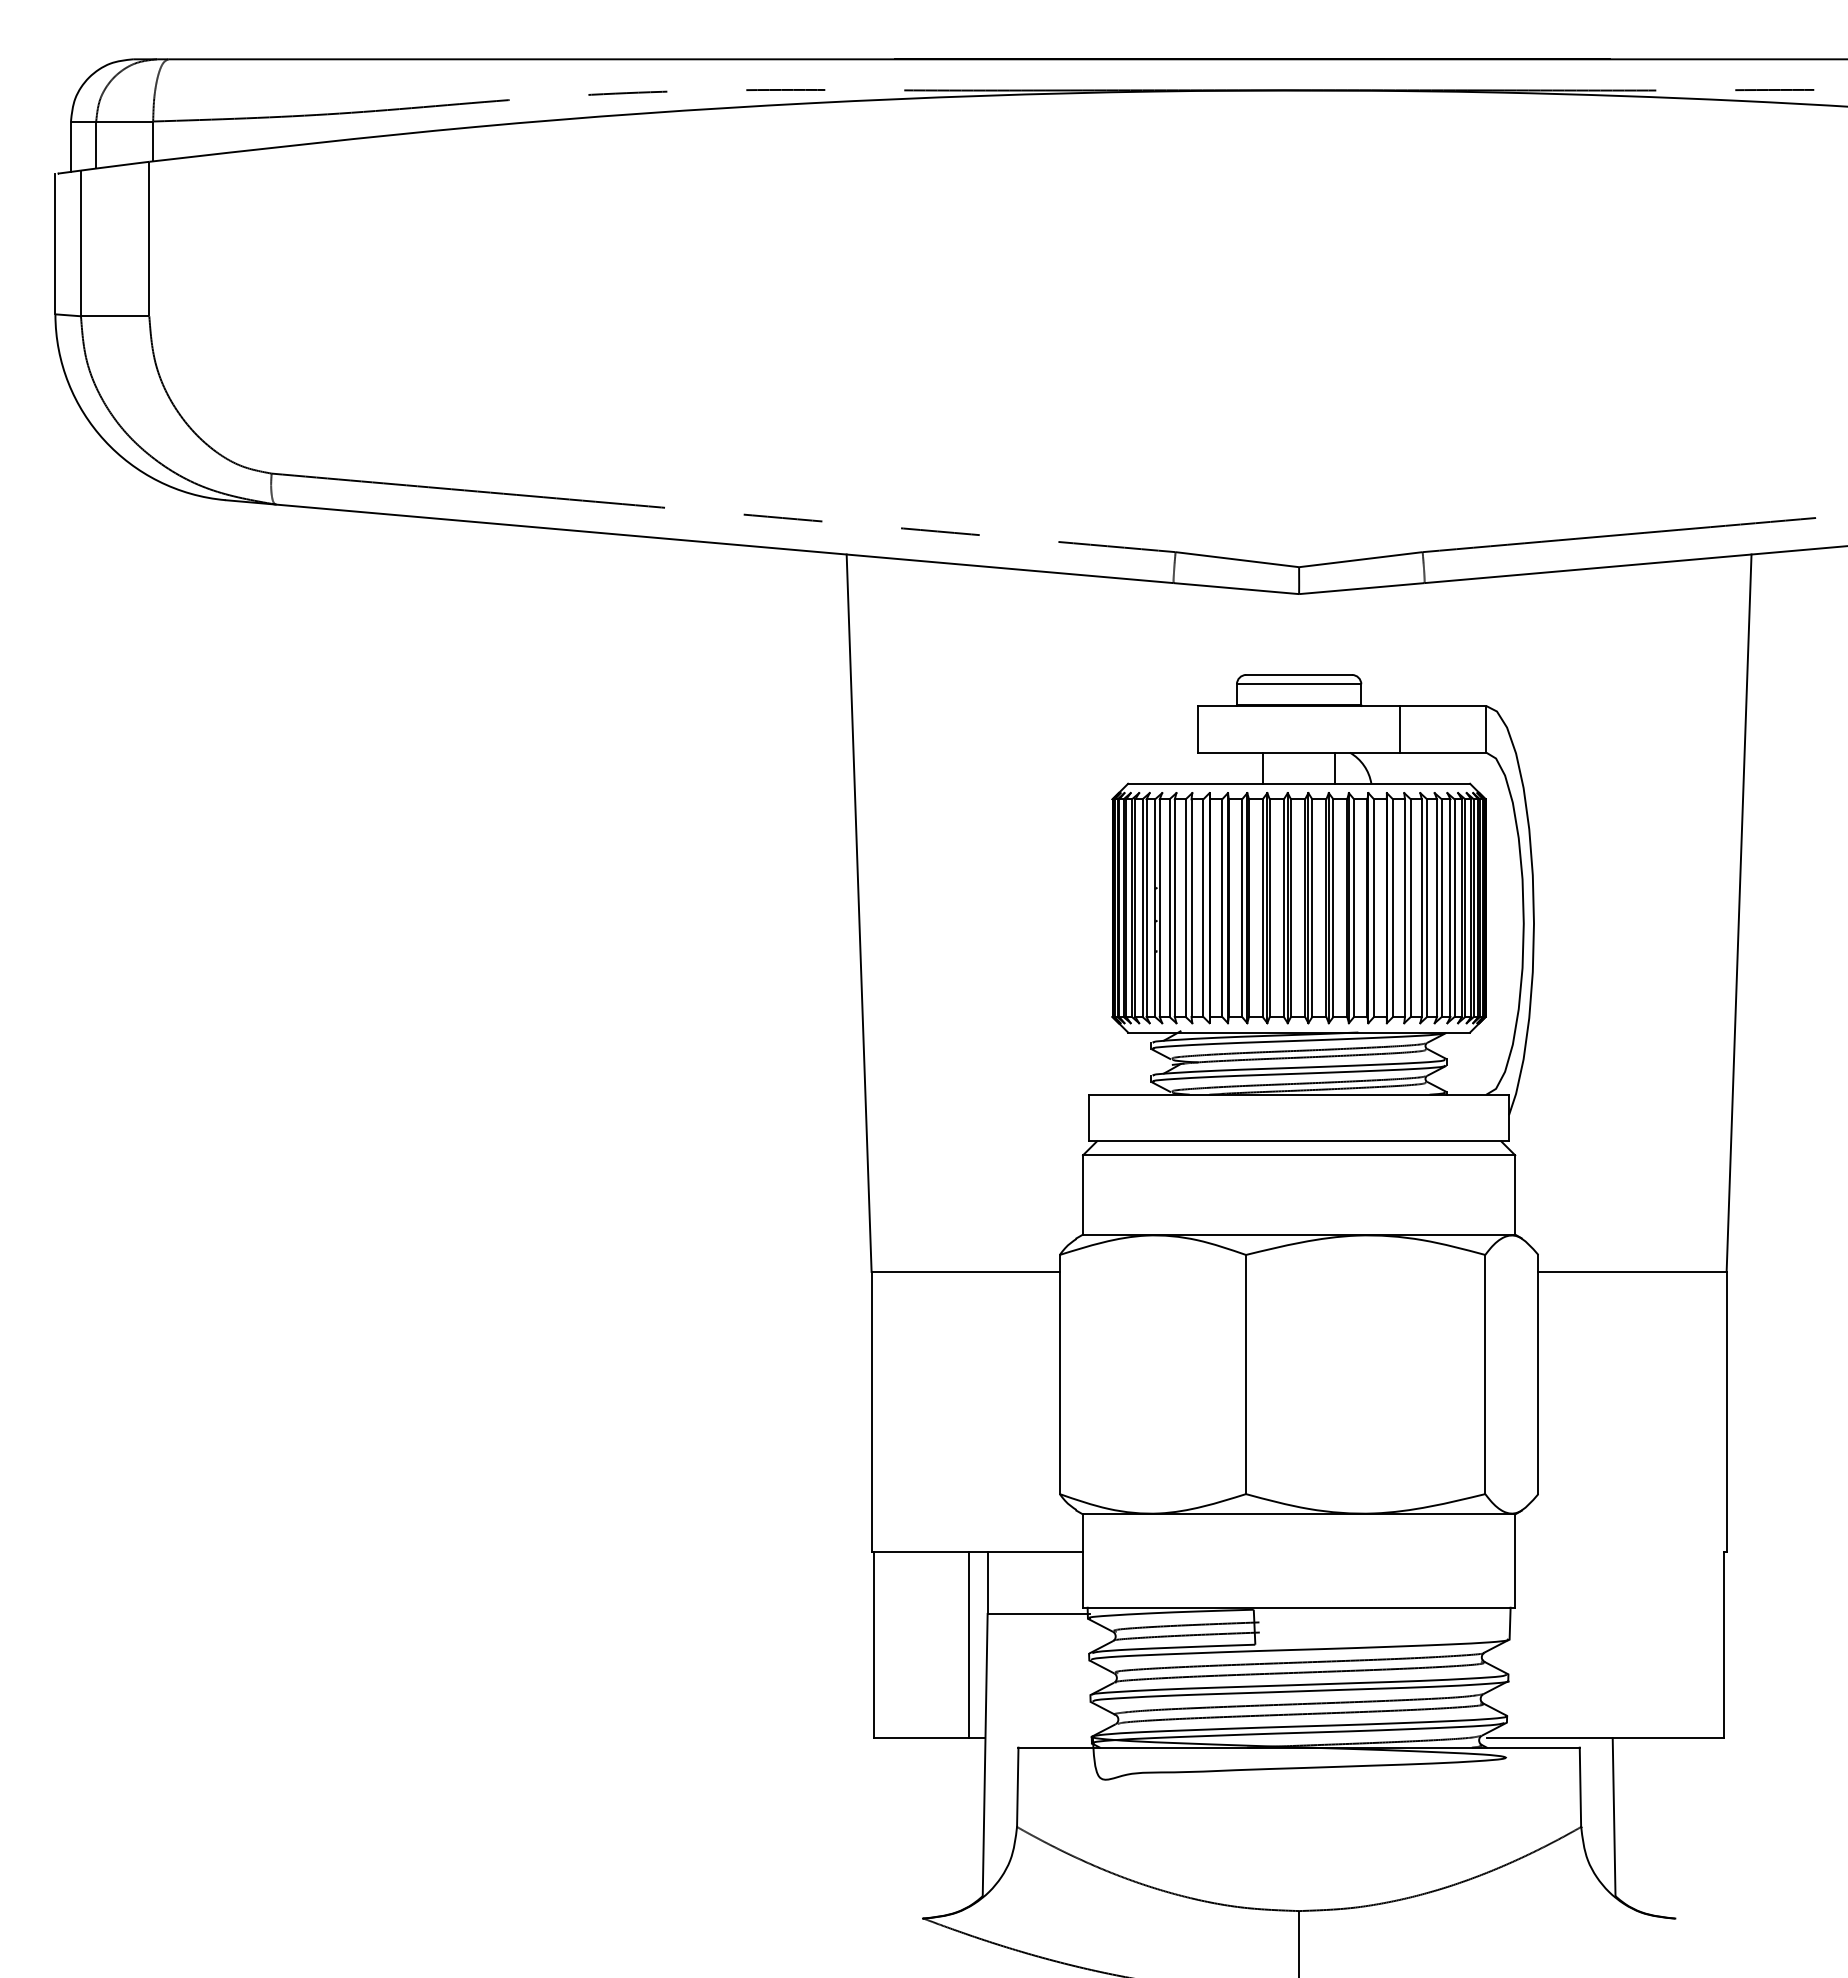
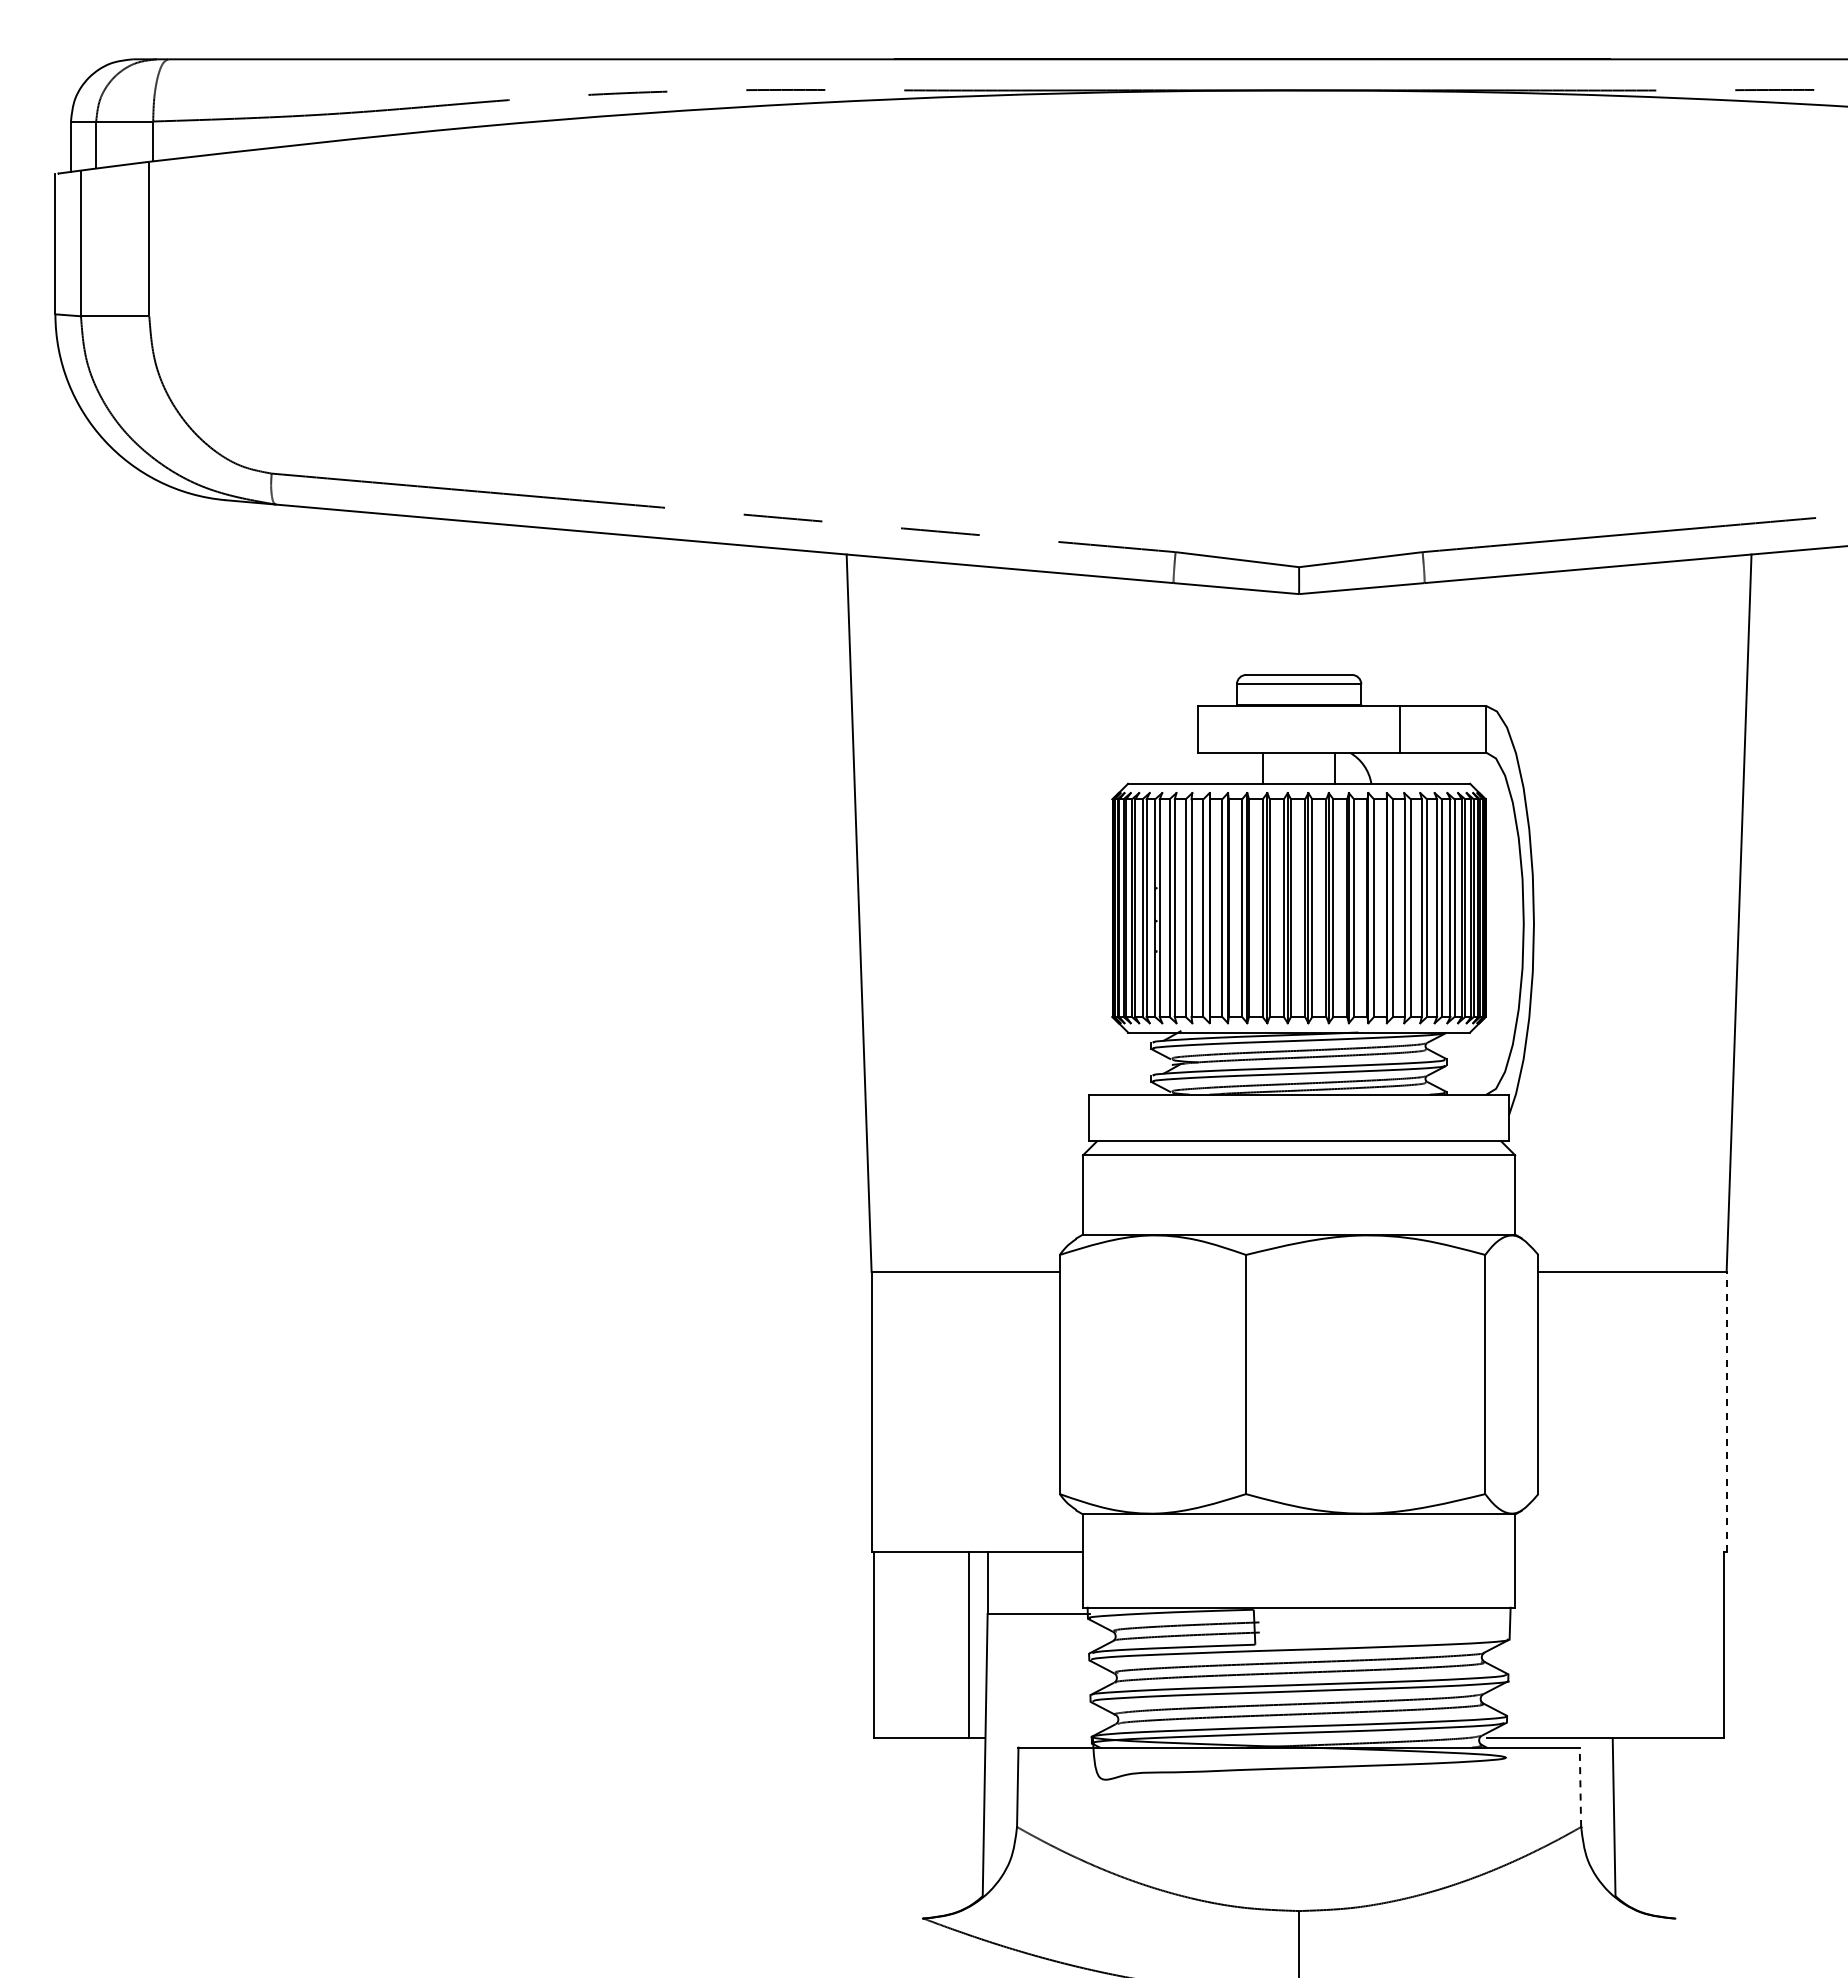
line: solid -> dashed (1726, 1411)
line: solid -> dashed (1580, 1787)
